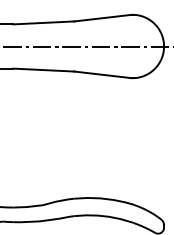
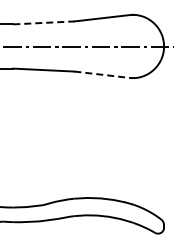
line: solid -> dashed (43, 22)
line: solid -> dashed (103, 74)
